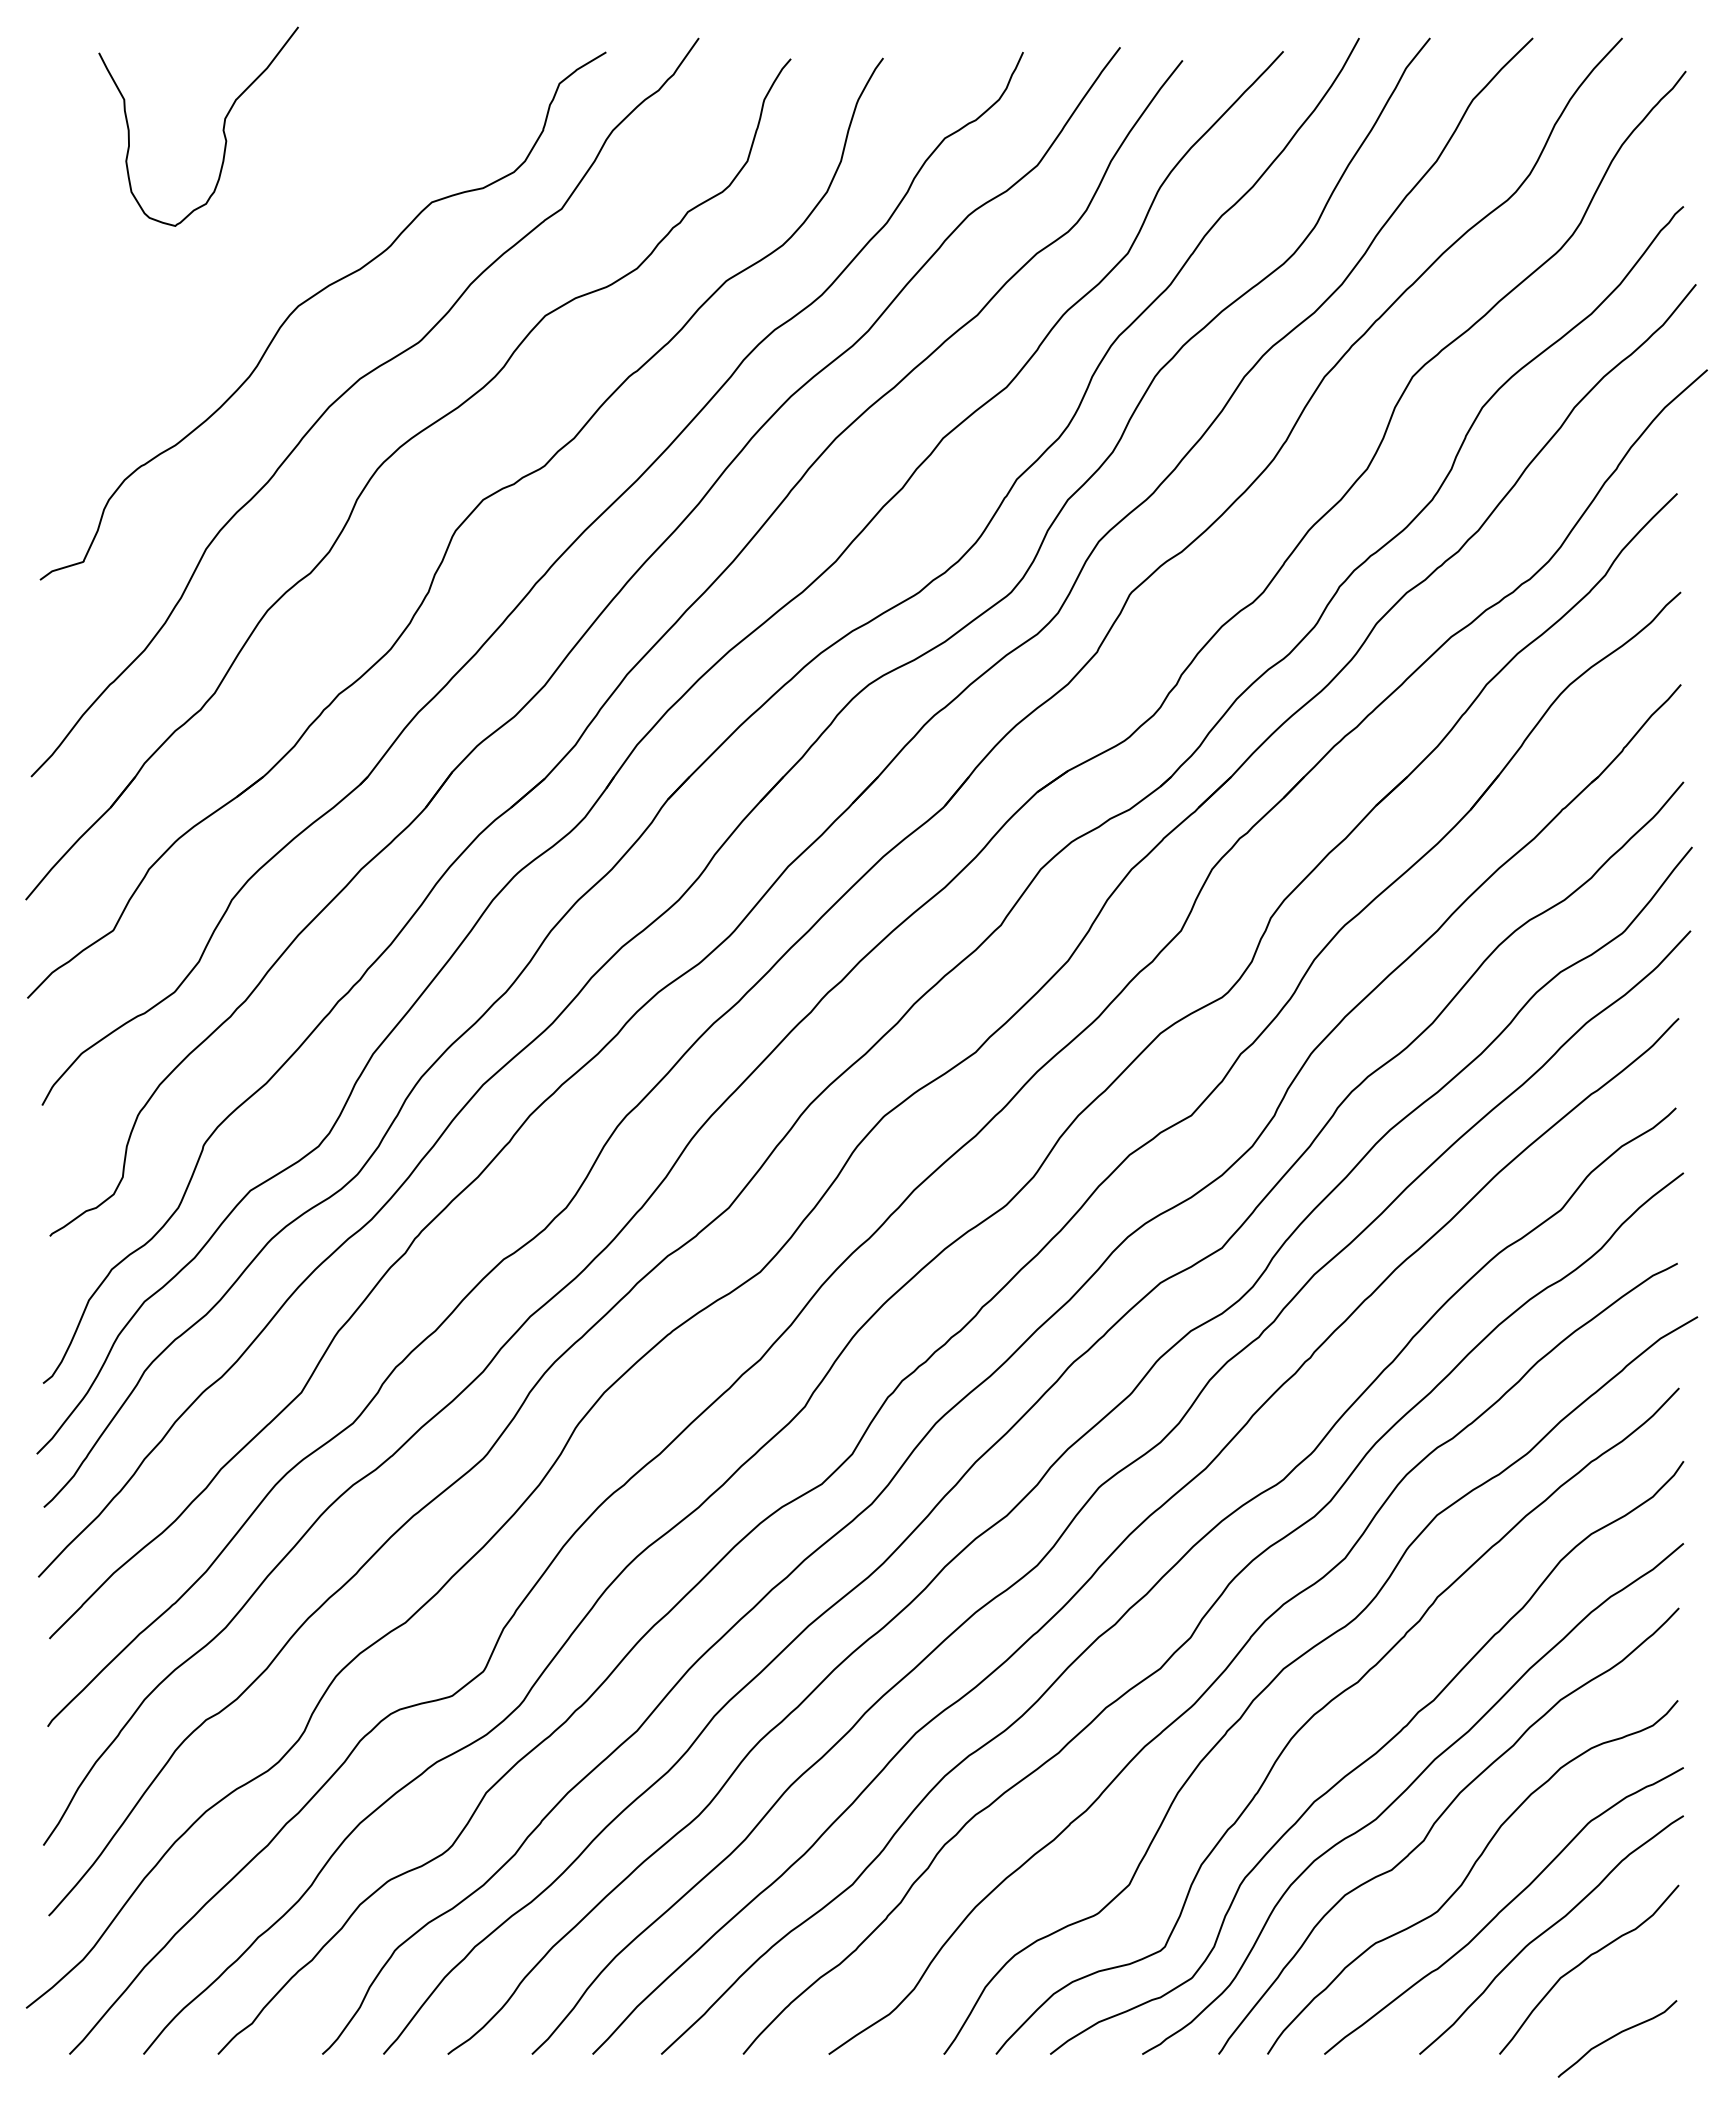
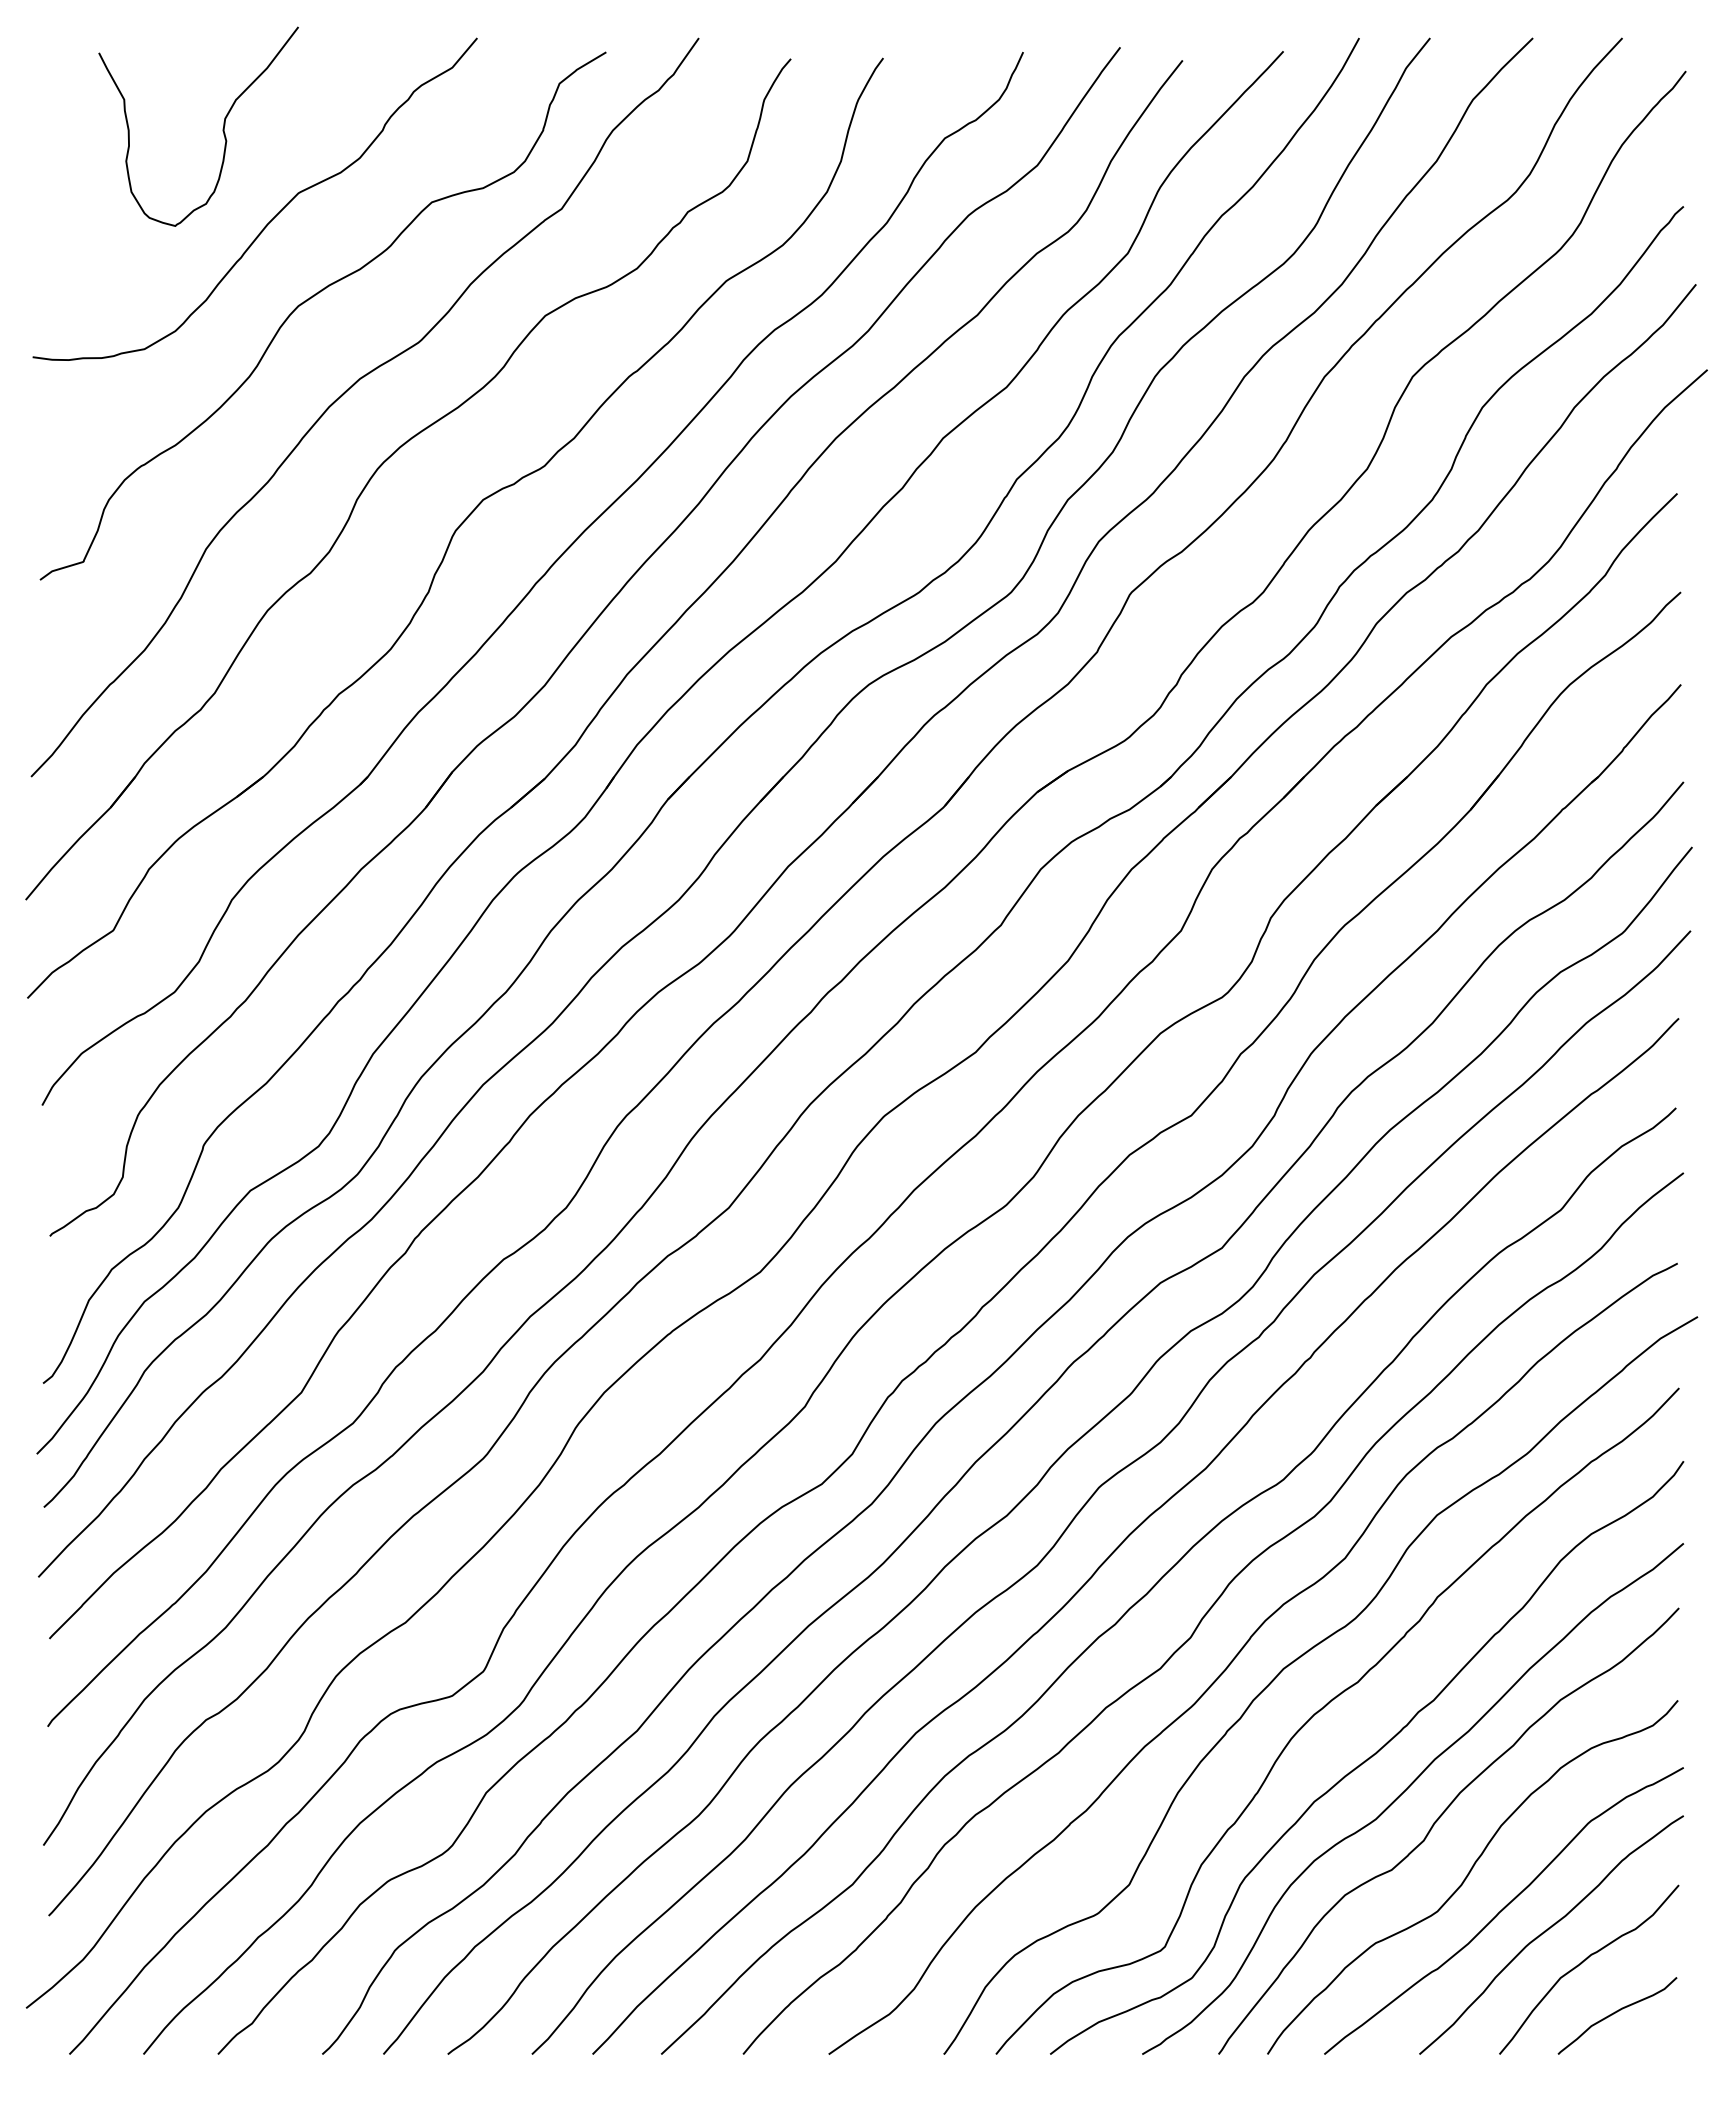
curve: none -> present (273, 217)
curve position: (1615, 2036) -> (1615, 2013) (1615, 2013)
